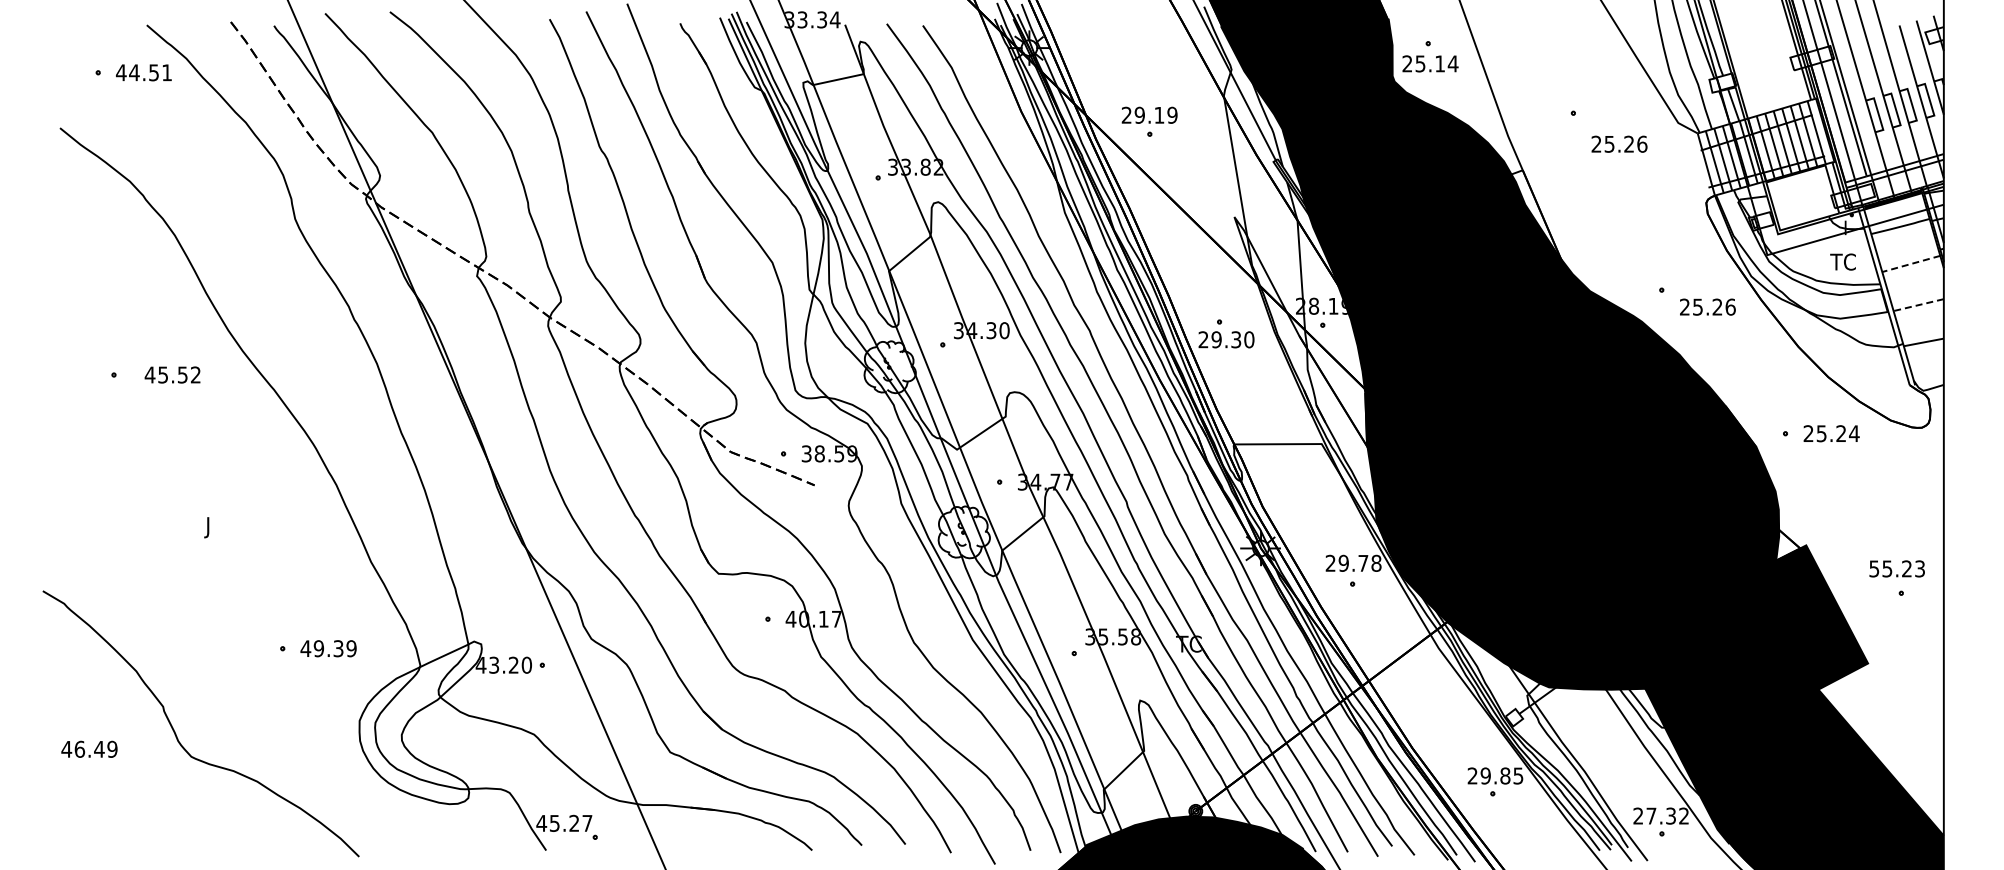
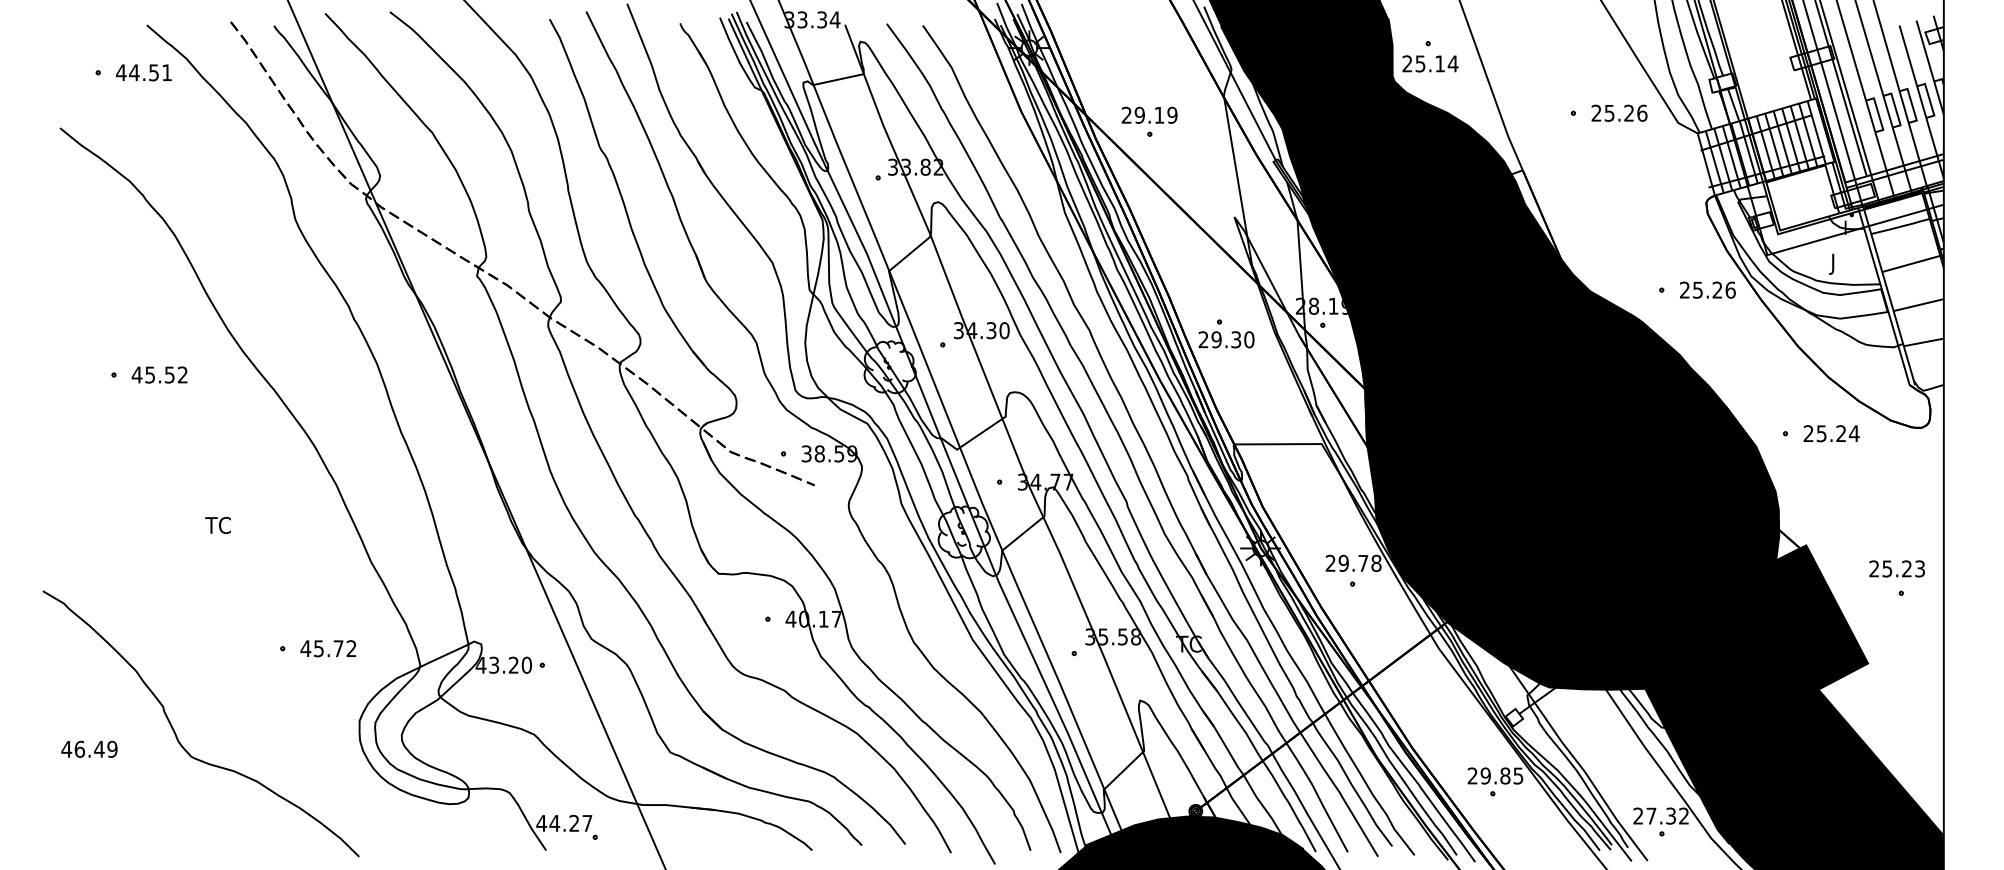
text position: (1619, 143) -> (1619, 112) (1619, 112)
text: TC -> J (1842, 263)
line: dashed -> solid (1910, 264)
line: dashed -> solid (1917, 305)
text position: (1707, 306) -> (1707, 289) (1707, 289)
text position: (172, 374) -> (159, 374) (159, 374)
text: J -> TC (217, 527)
text: 55.23 -> 25.23 (1874, 568)
text: 49.39 -> 45.72 (334, 648)
text: 45.27 -> 44.27 (554, 823)
